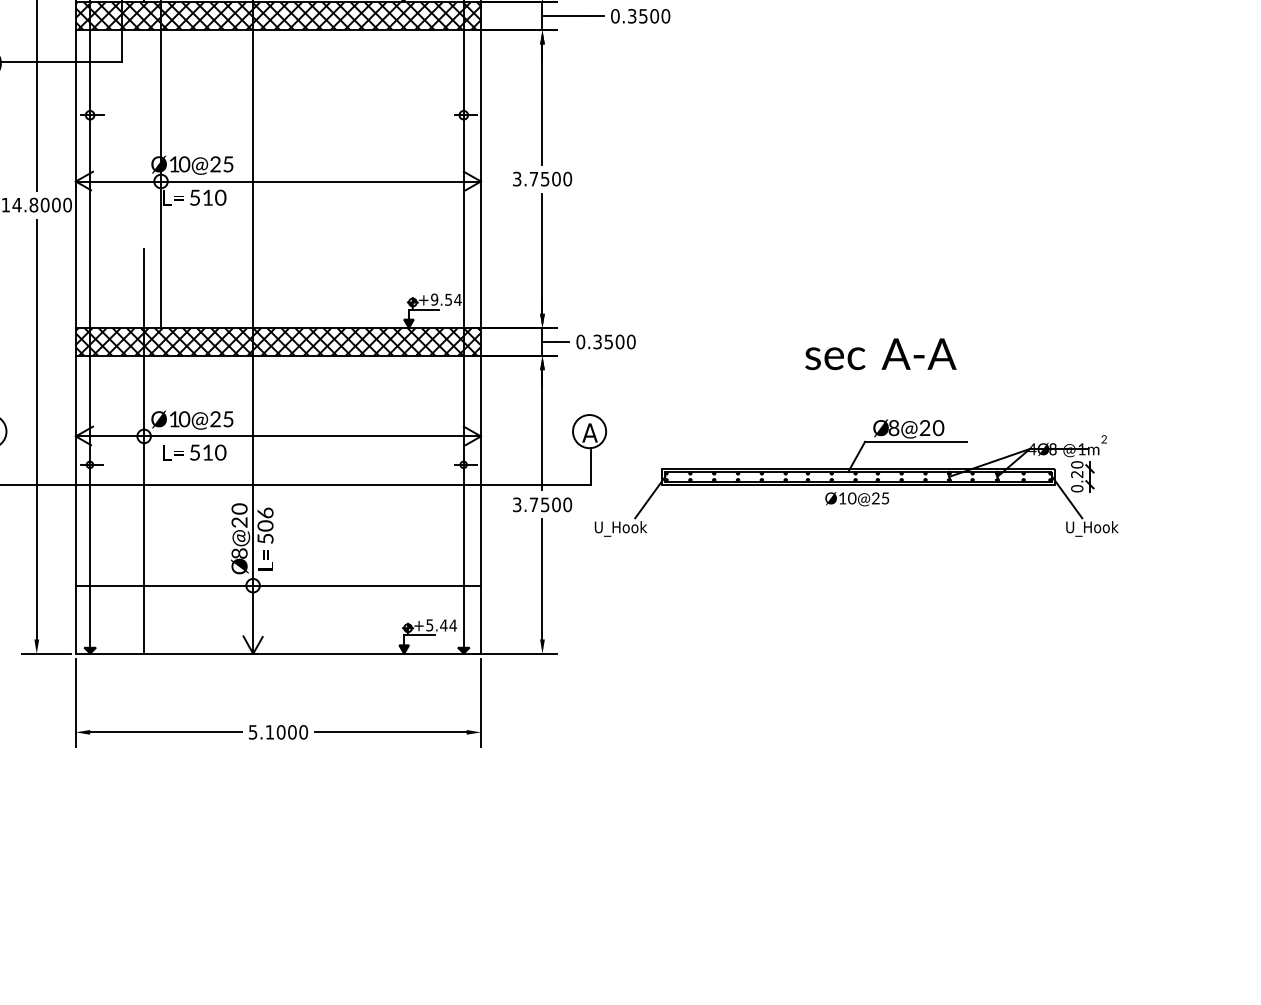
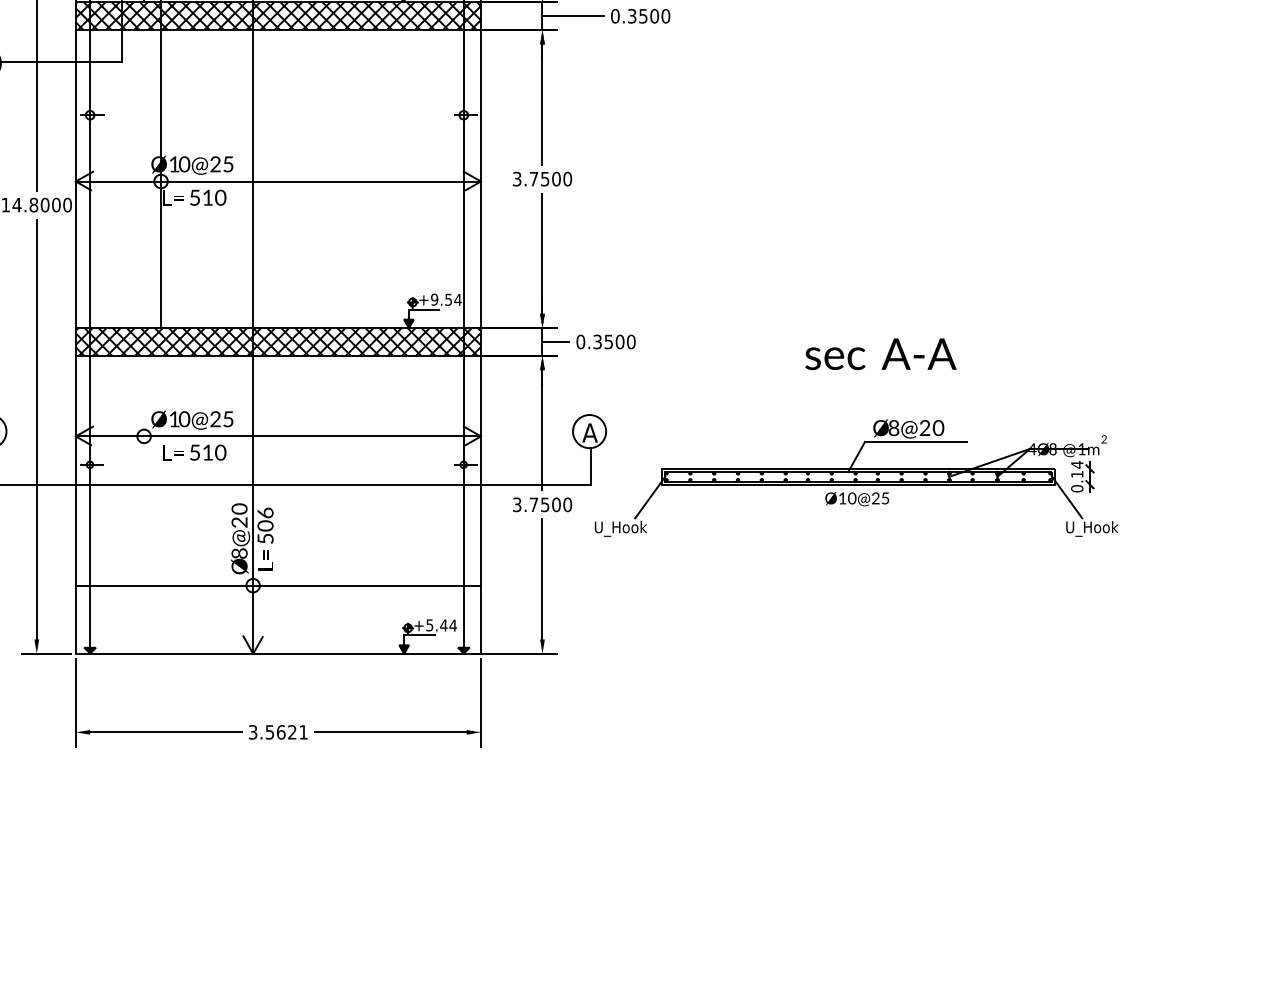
line: present -> none (144, 450)
text: 0.20 -> 0.14 (1077, 469)
text: 5.1000 -> 3.5621 (278, 732)
